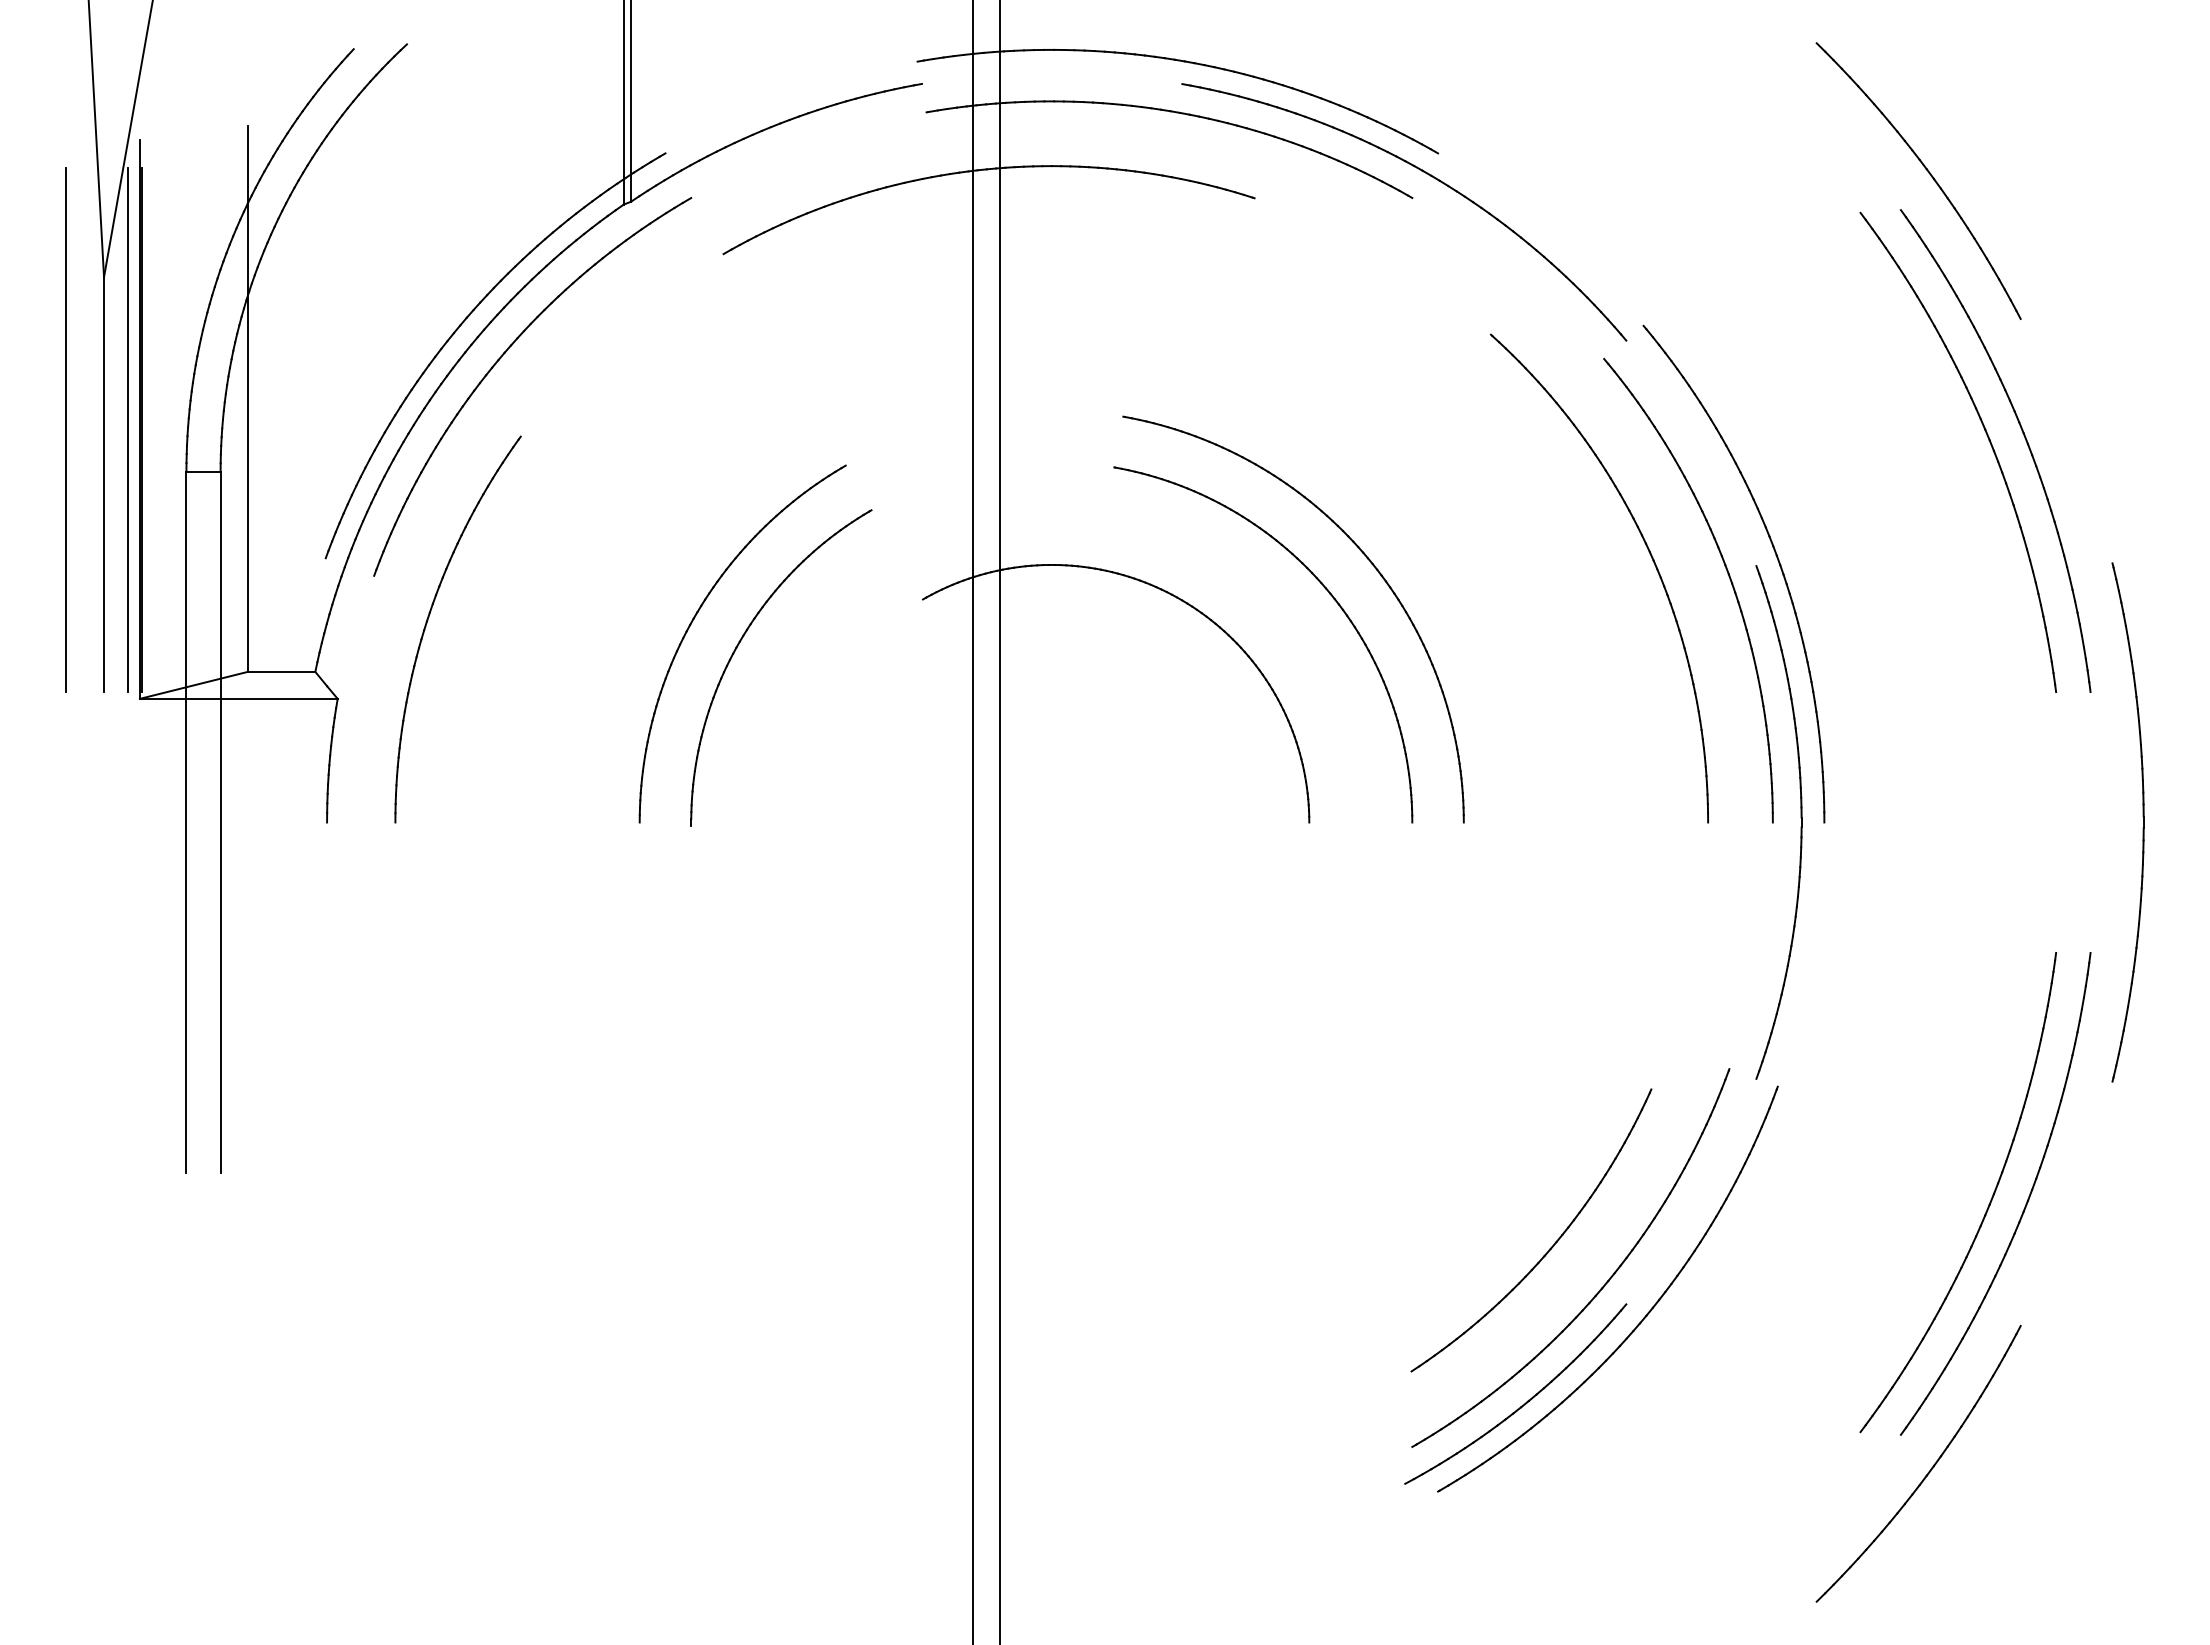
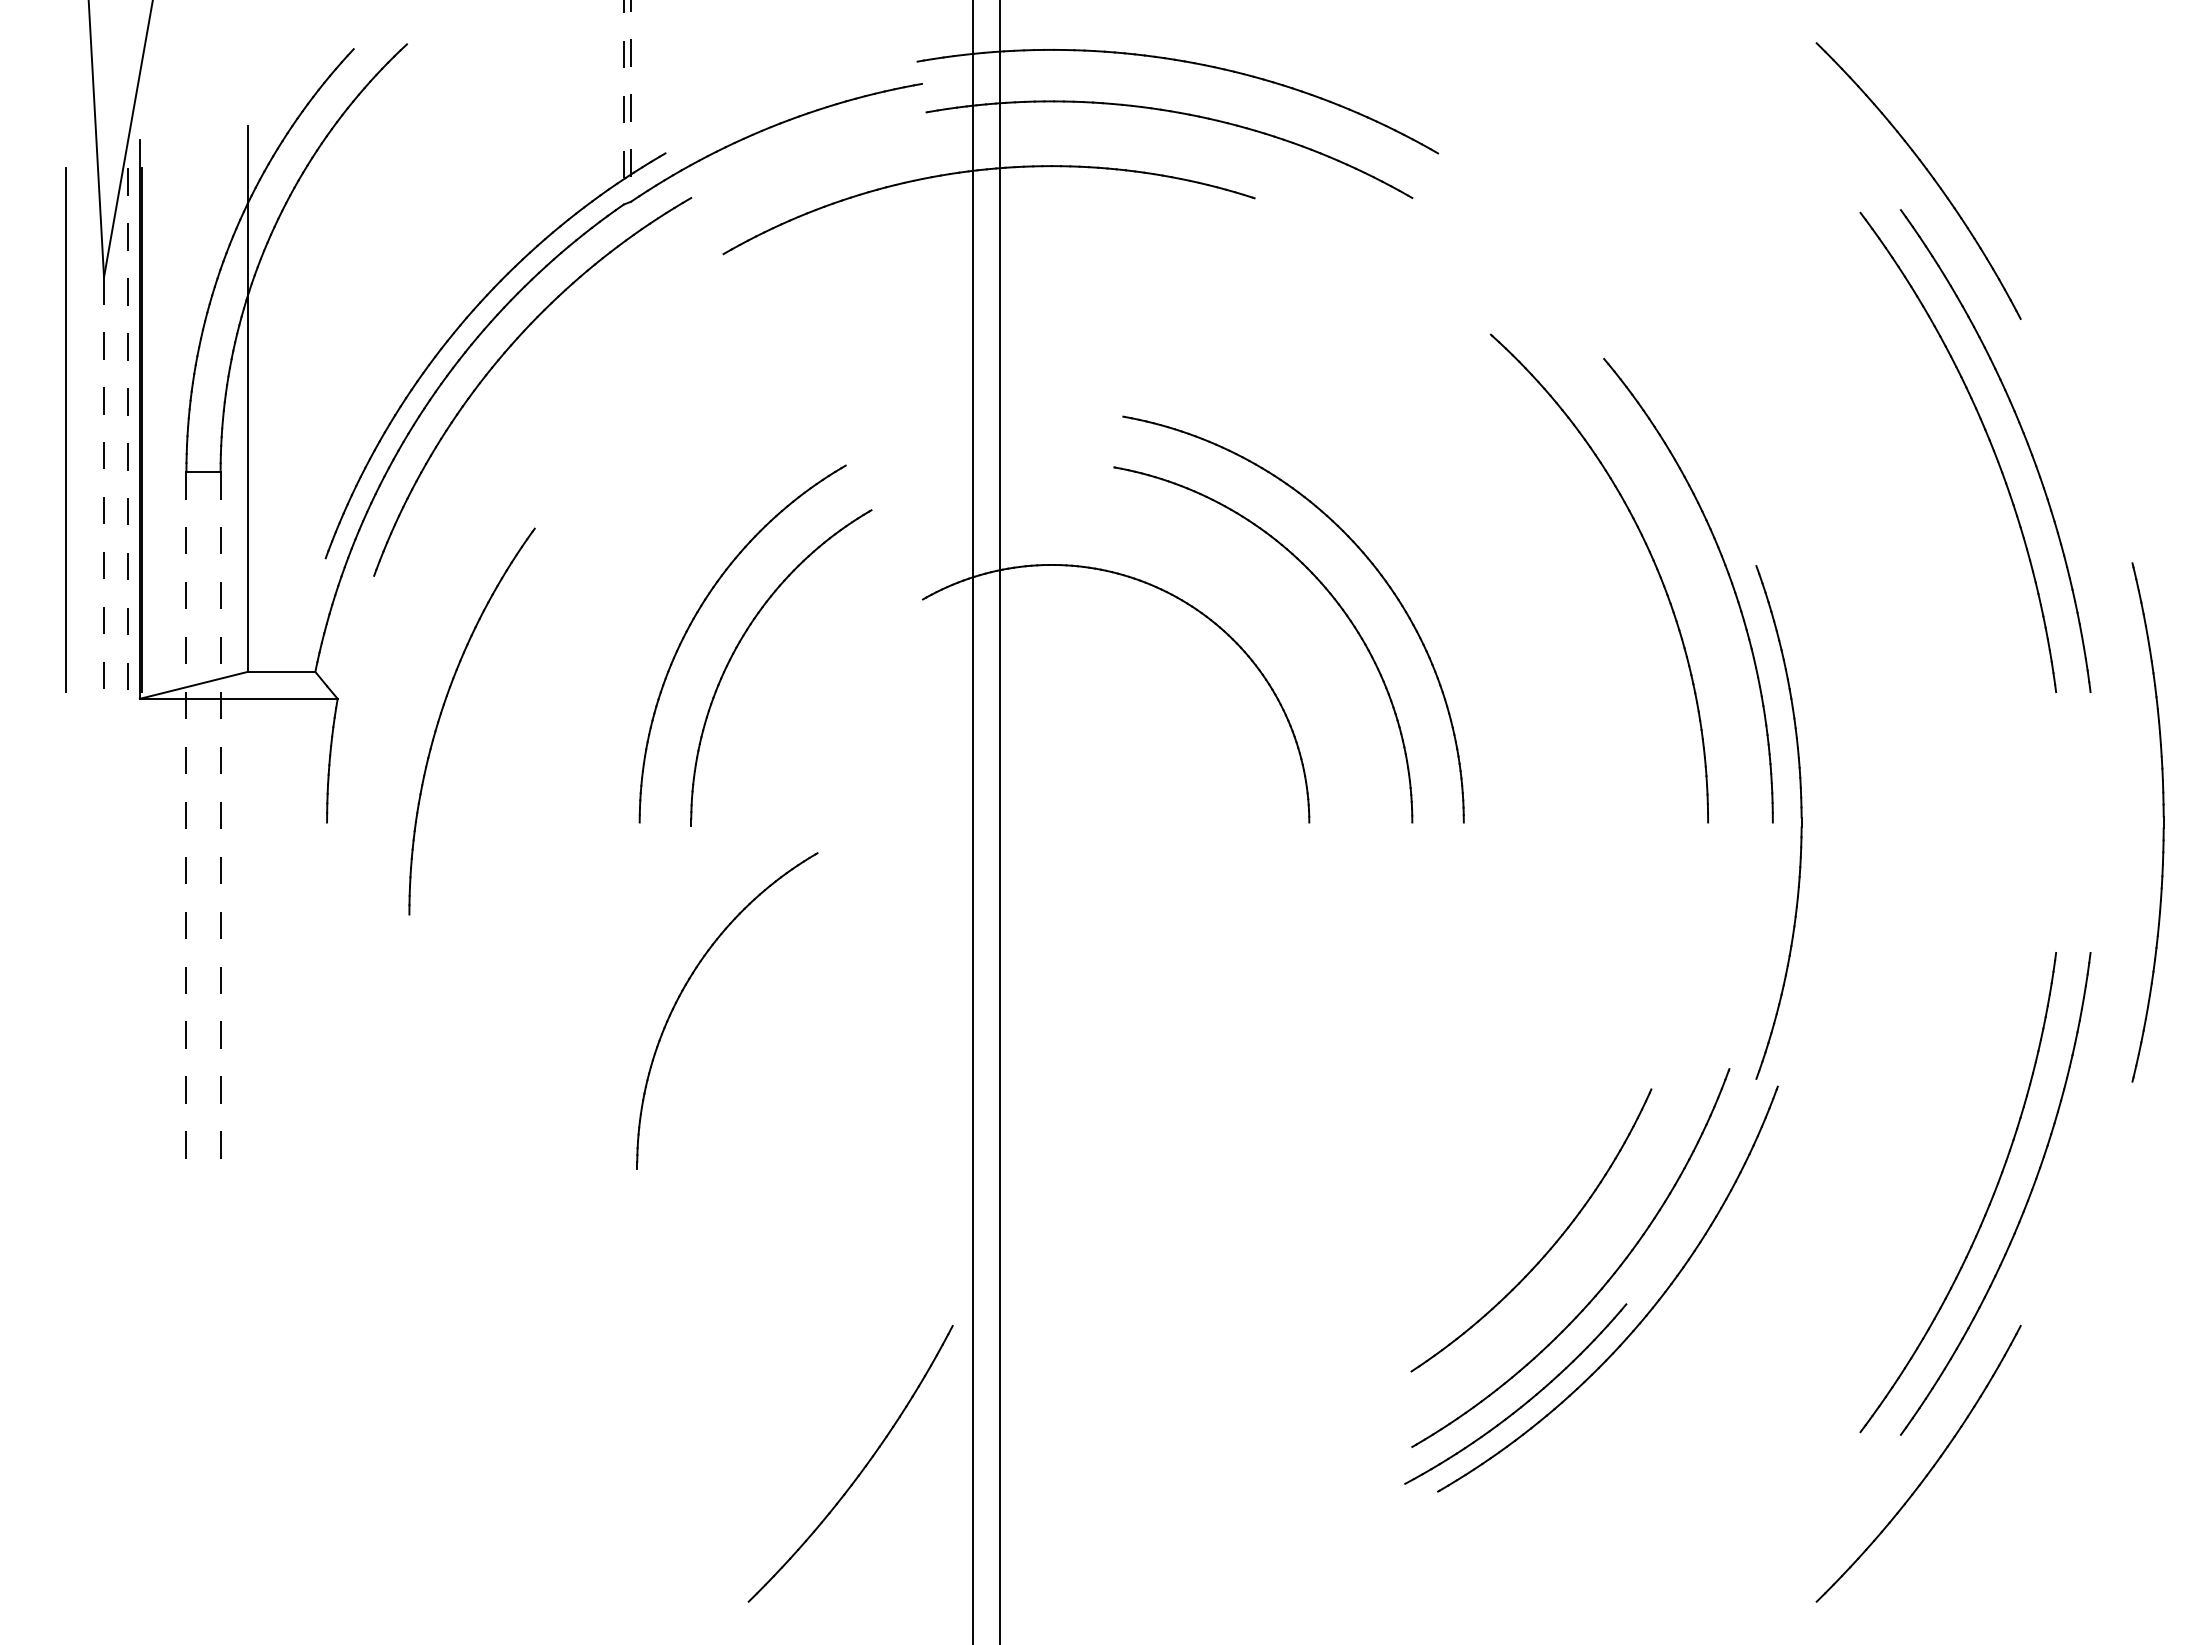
line: solid -> dashed (631, 100)
line: solid -> dashed (623, 102)
part: present -> none (1426, 174)
line: solid -> dashed (127, 430)
line: solid -> dashed (104, 484)
part: present -> none (1776, 558)
part position: (428, 620) -> (442, 712) (442, 712)
line: solid -> dashed (186, 822)
line: solid -> dashed (220, 822)
part position: (2143, 822) -> (2163, 822) (2163, 822)
part: none -> present (687, 984)
part: none -> present (860, 1471)
